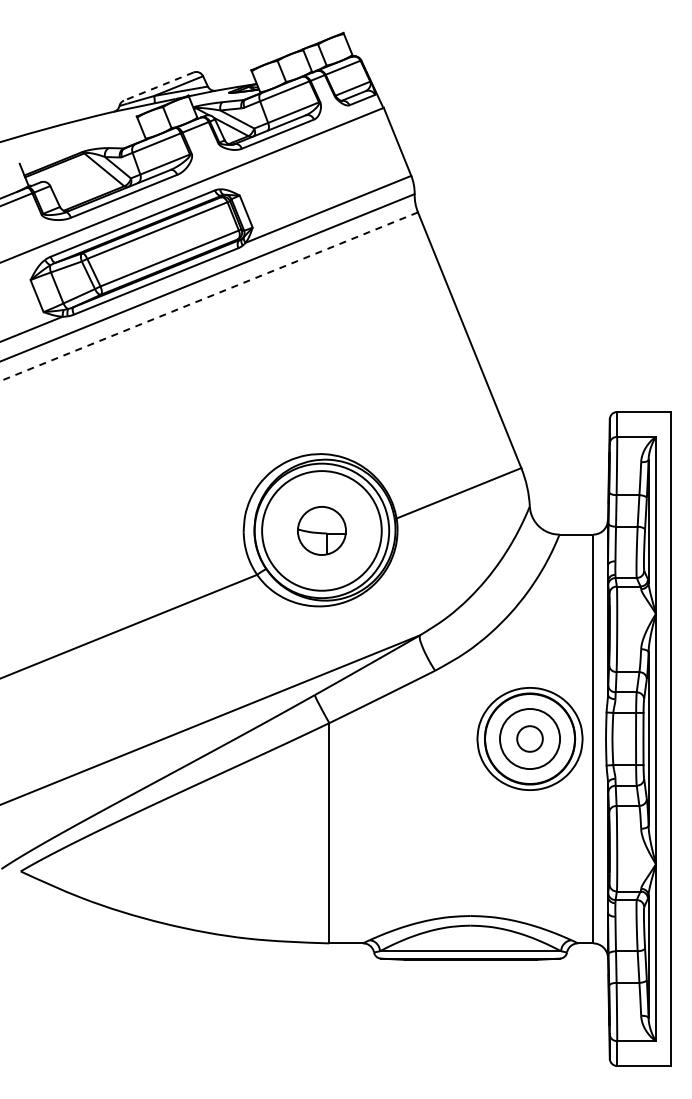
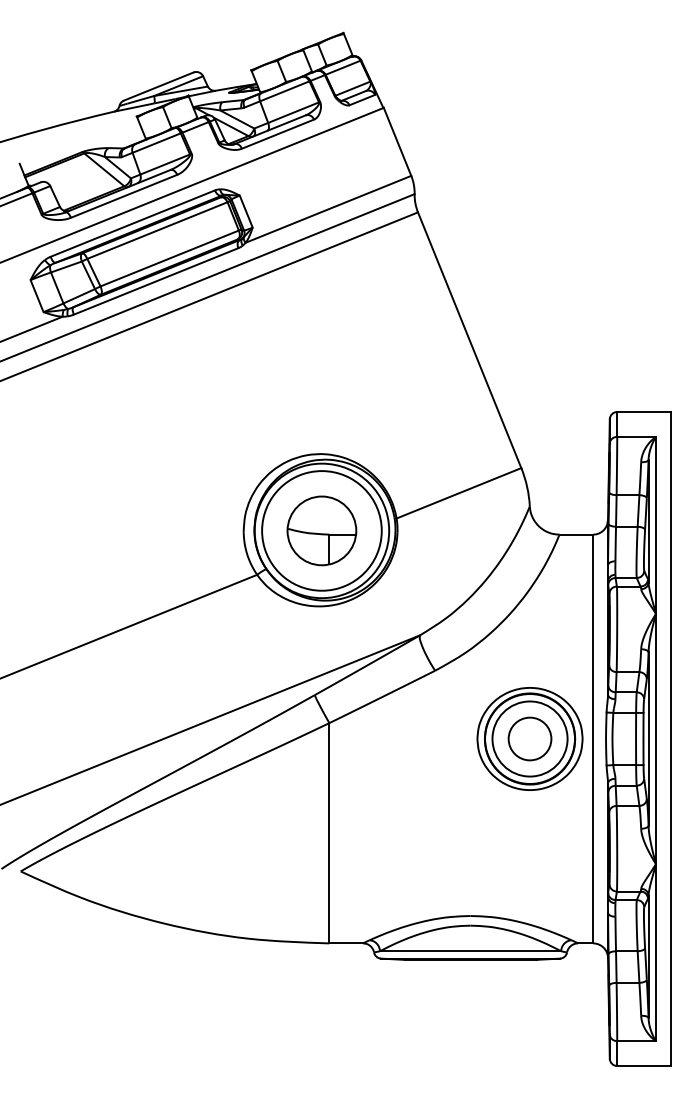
line: dashed -> solid (158, 86)
line: dashed -> solid (208, 297)
part size: 50x50 px -> 72x72 px (321, 530)
circle diameter: 26 px -> 43 px (529, 738)
circle diameter: 60 px -> 75 px (529, 738)
